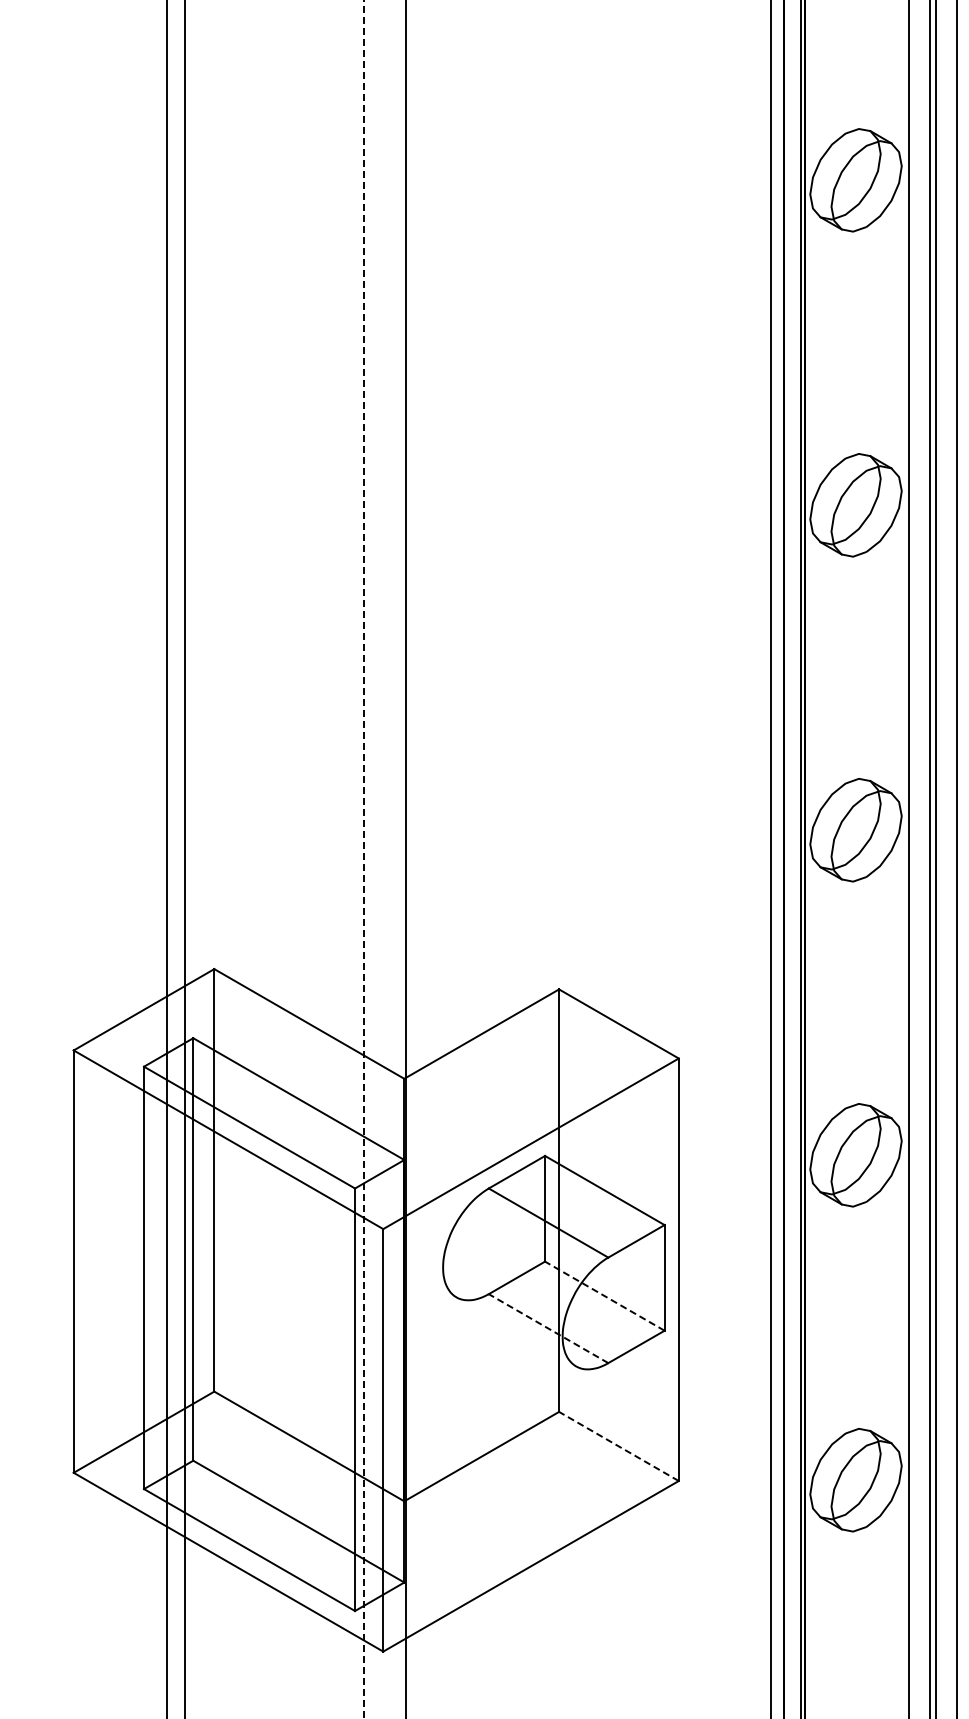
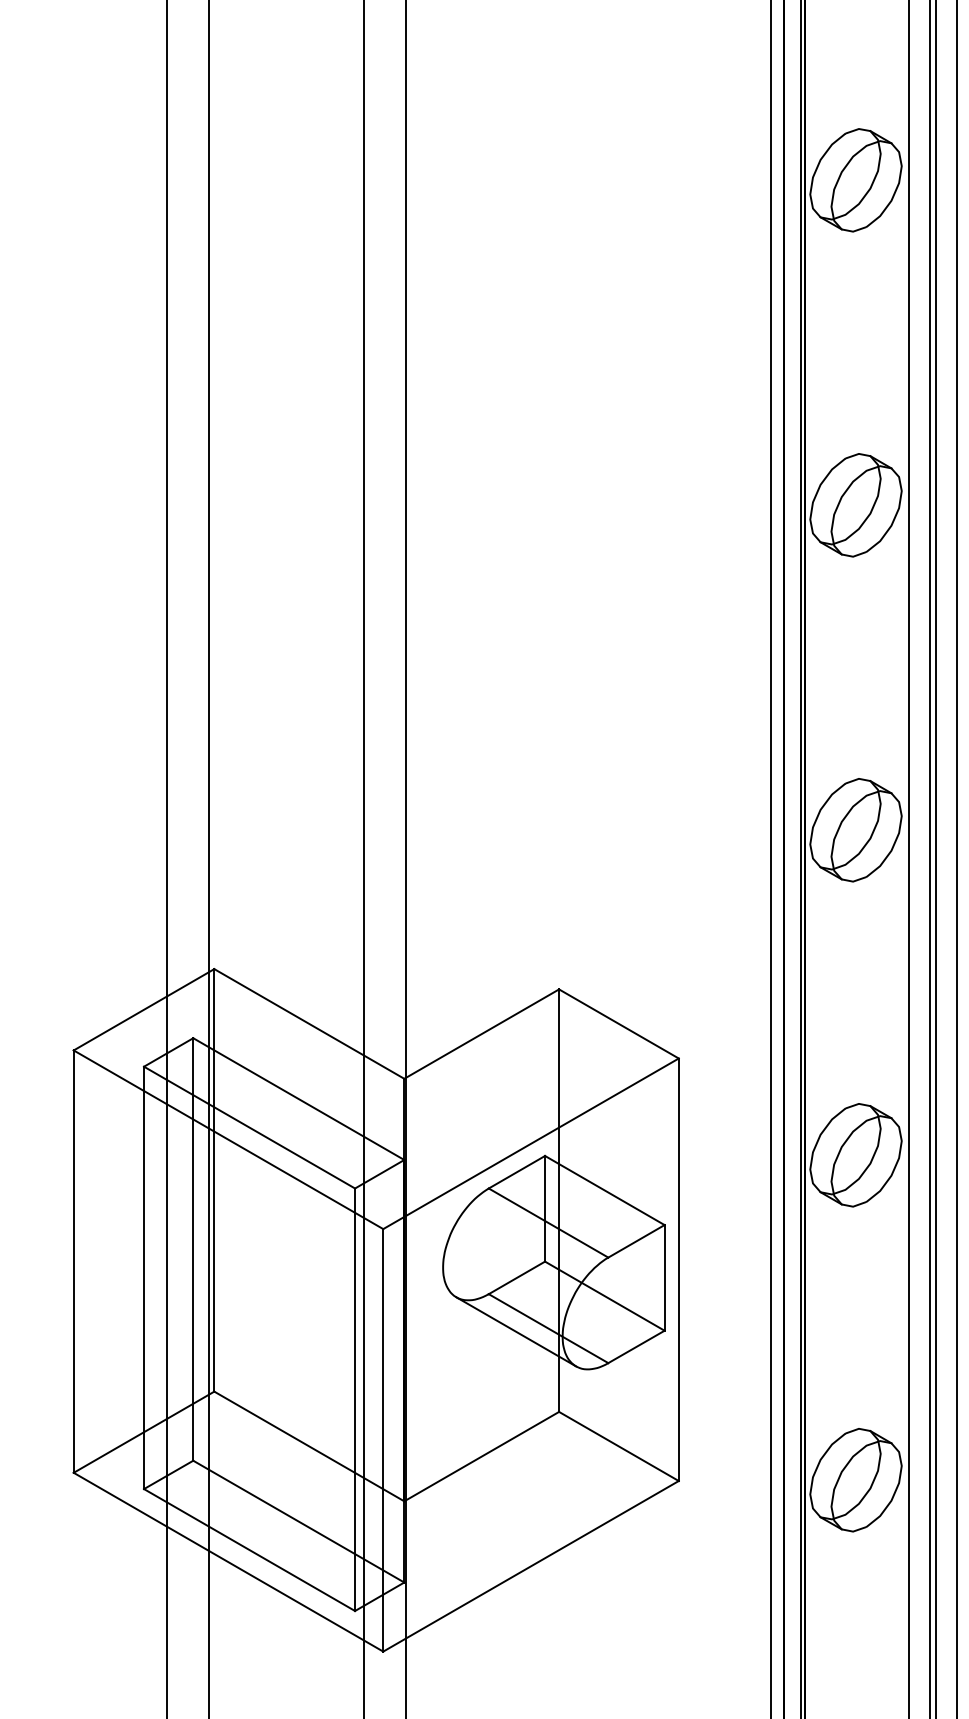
line position: (185, 858) -> (209, 858) (209, 858)
line: dashed -> solid (364, 860)
line: dashed -> solid (604, 1295)
line: dashed -> solid (548, 1328)
line: none -> present (516, 1331)
line: dashed -> solid (618, 1446)
